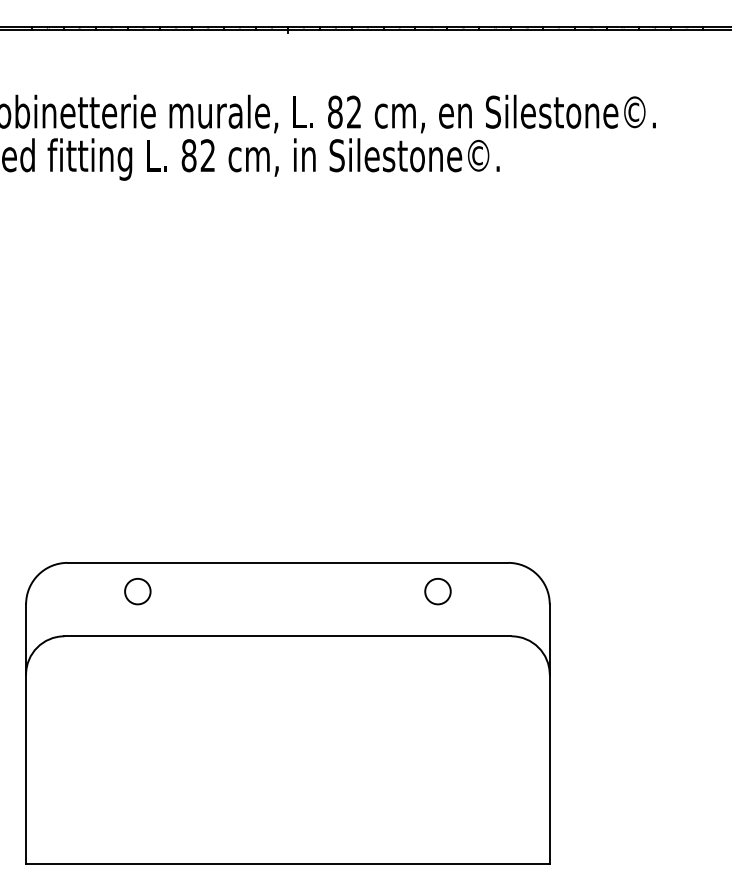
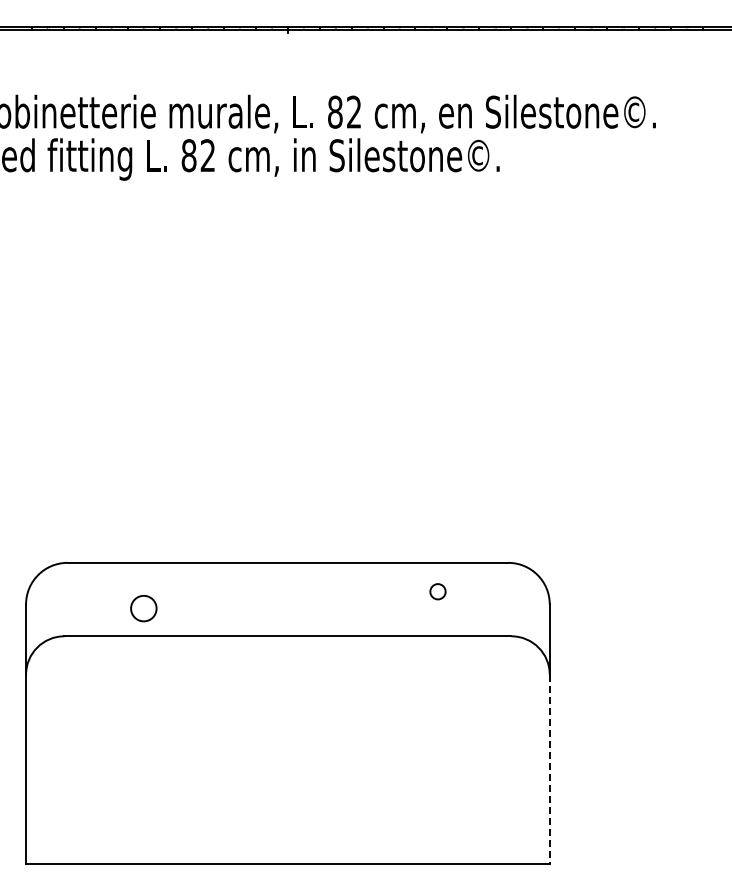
circle position: (137, 591) -> (143, 608) (143, 608)
circle size: 28x28 px -> 18x18 px (437, 591)
line: solid -> dashed (549, 769)
